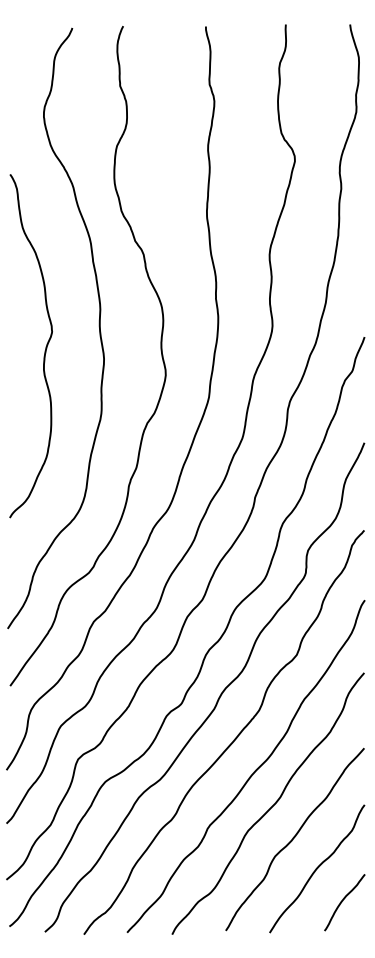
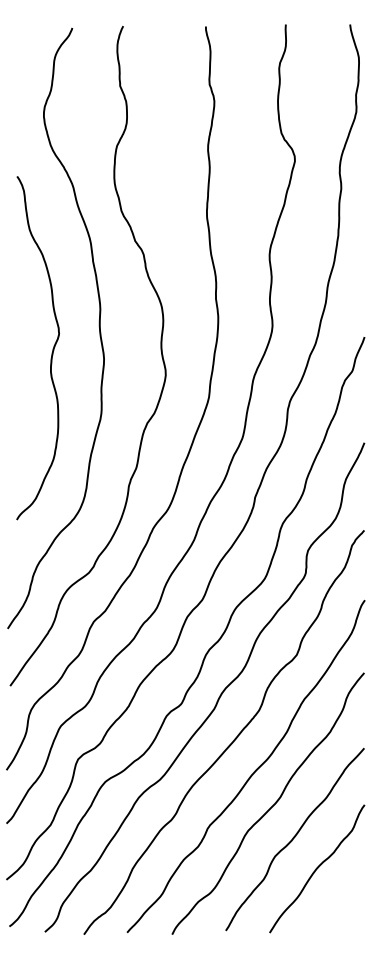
curve position: (44, 350) -> (51, 352) (51, 352)
curve: present -> none (342, 902)
